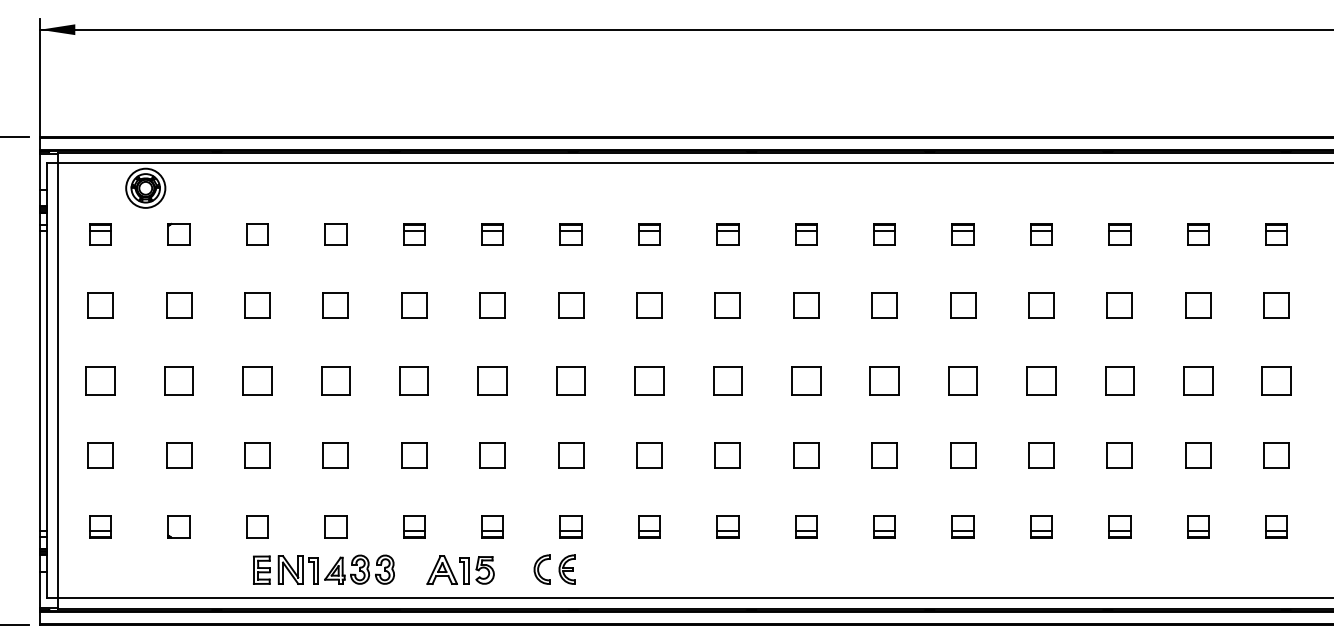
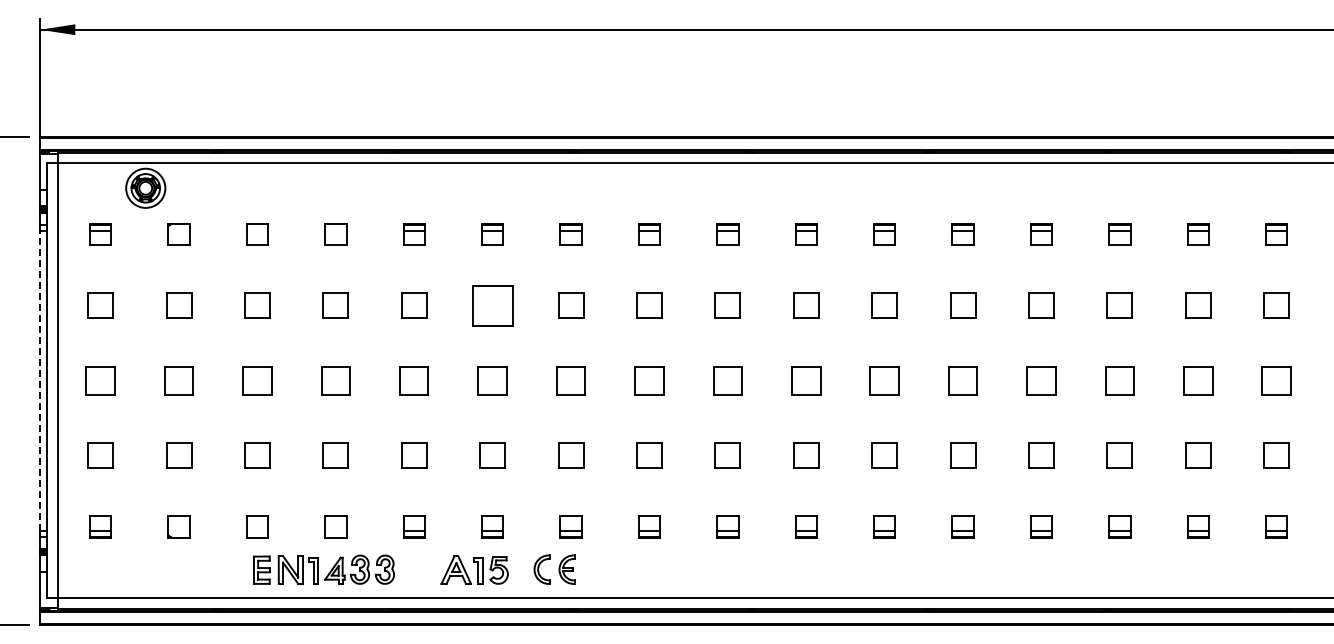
part size: 27x27 px -> 42x42 px (492, 305)
line: solid -> dashed (40, 380)
part position: (460, 569) -> (474, 569) (474, 569)
